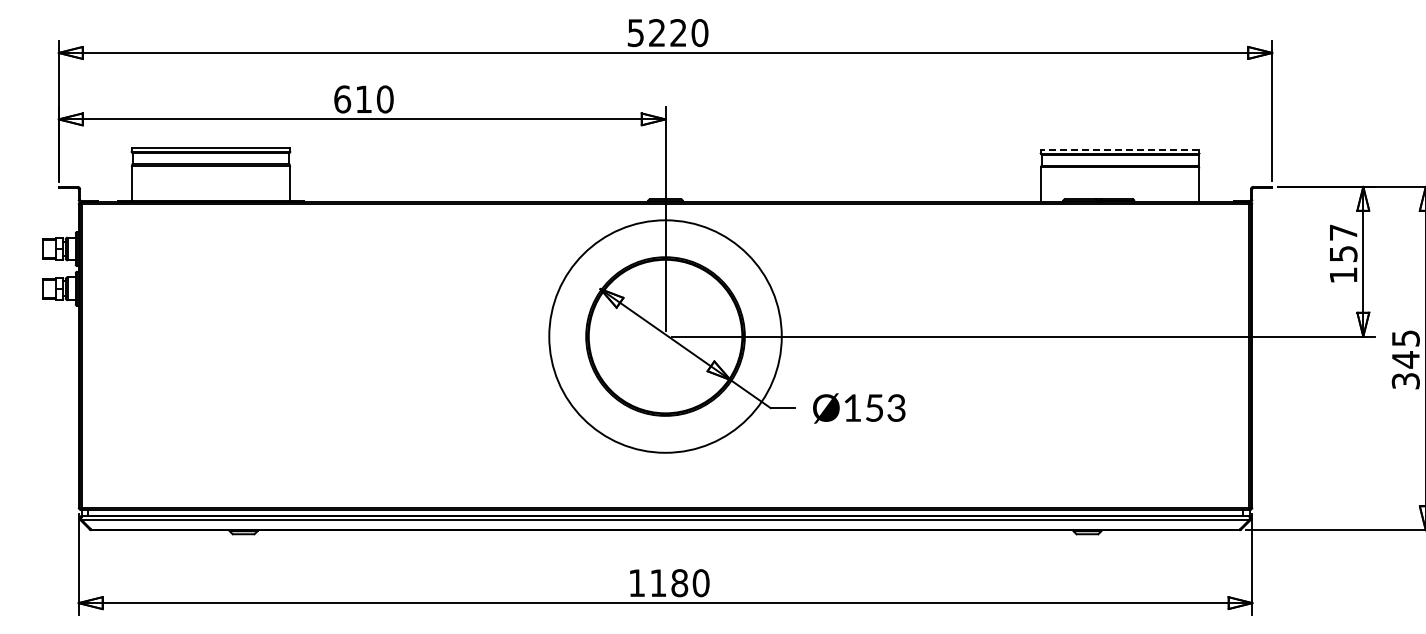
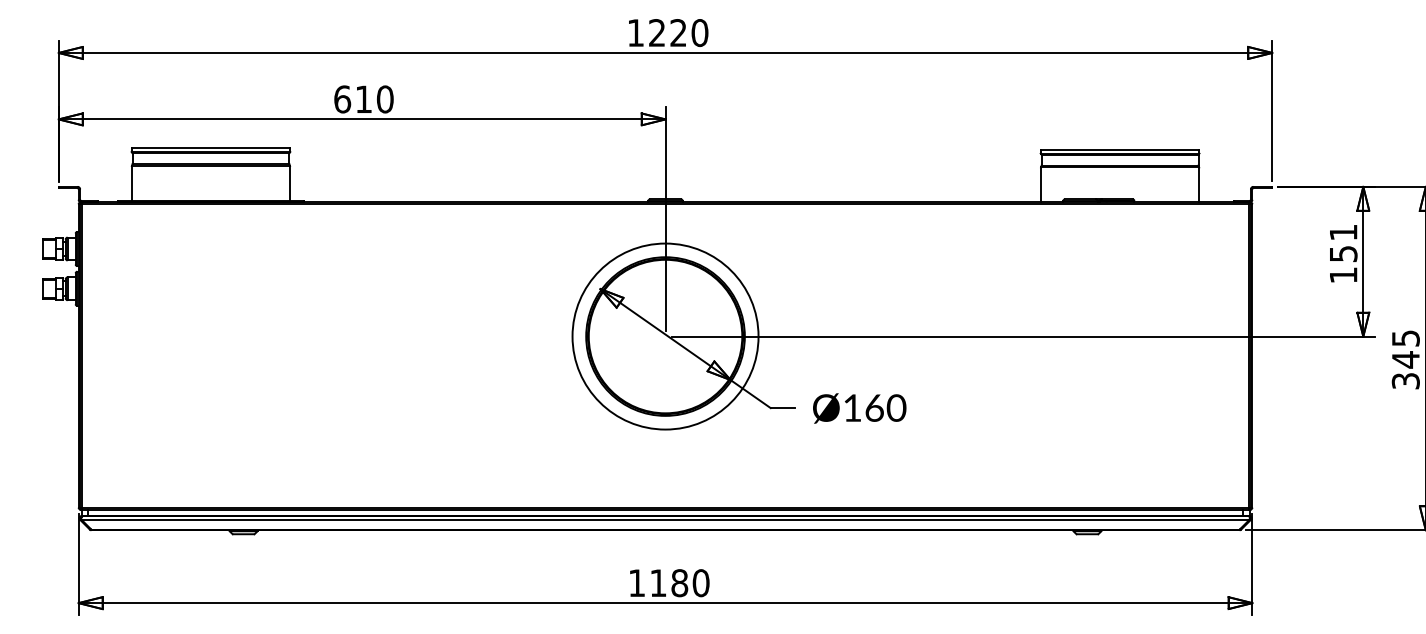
text: 5220 -> 1220 (635, 33)
line: dashed -> solid (1119, 149)
text: 157 -> 151 (1343, 232)
circle diameter: 233 px -> 186 px (665, 336)
text: Ø153 -> Ø160 (885, 407)
